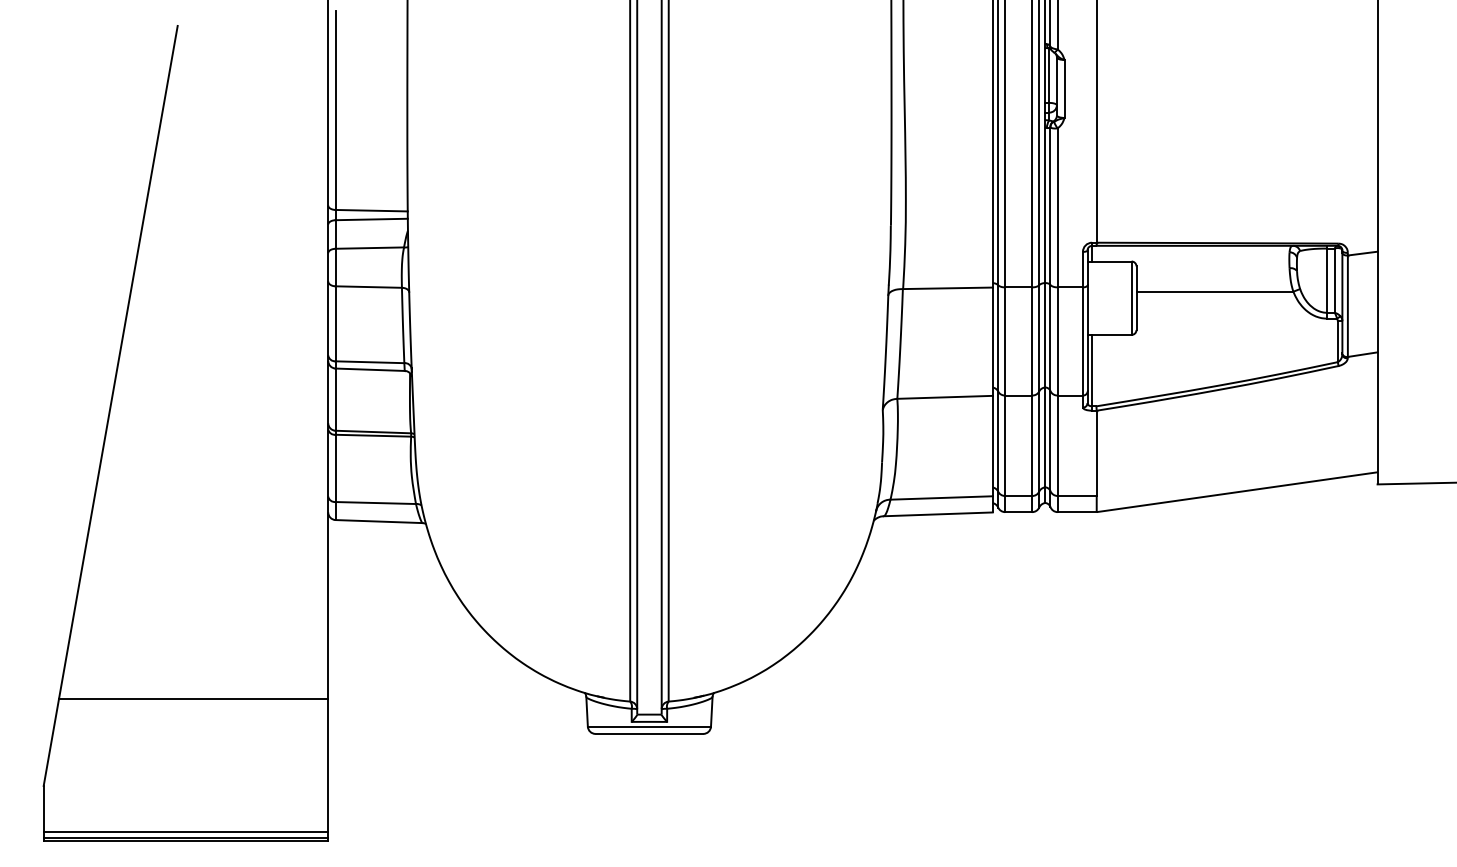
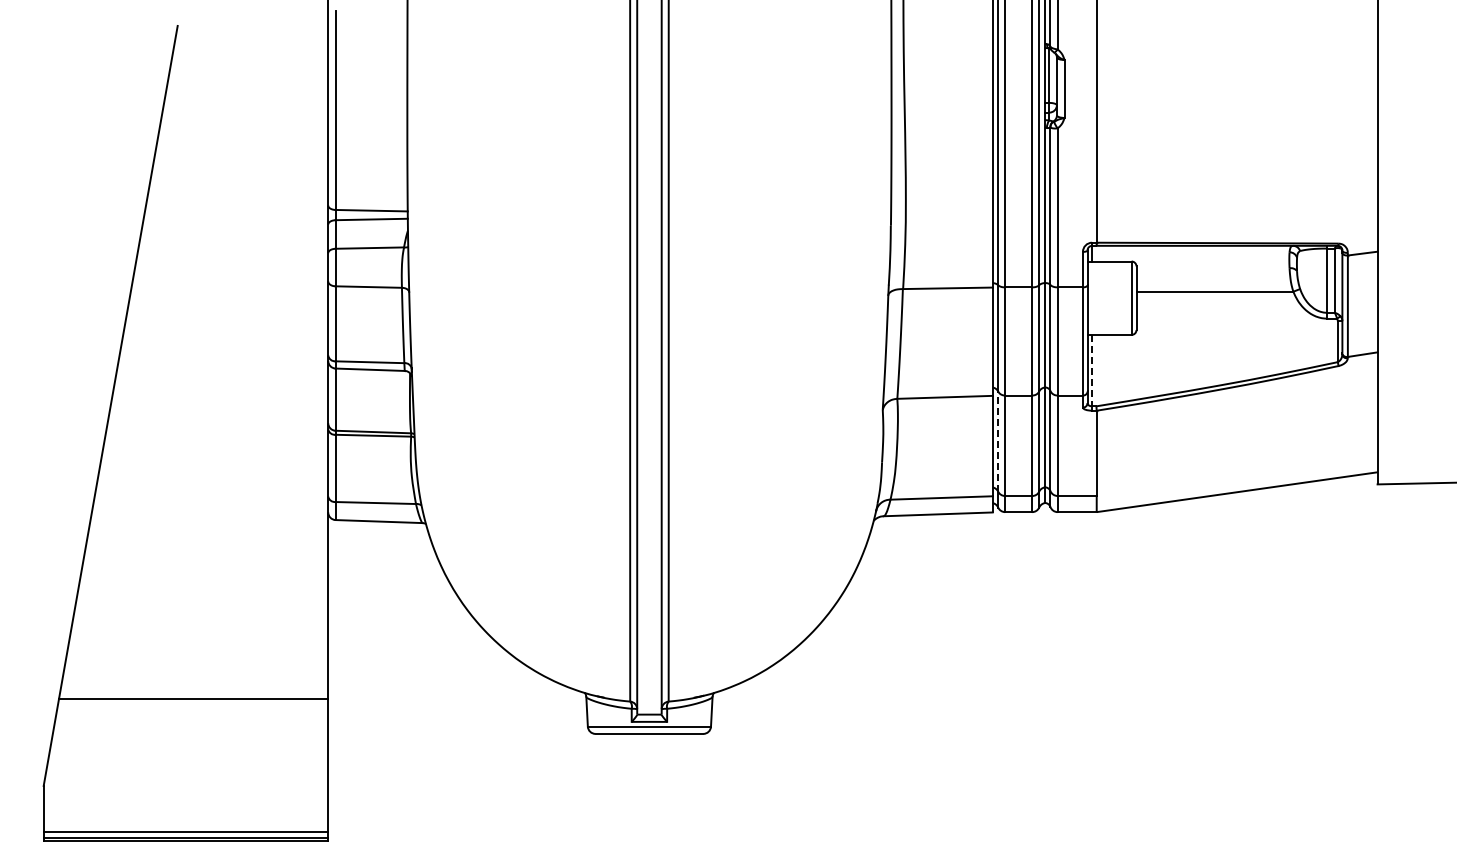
line: solid -> dashed (1092, 370)
line: solid -> dashed (998, 441)
